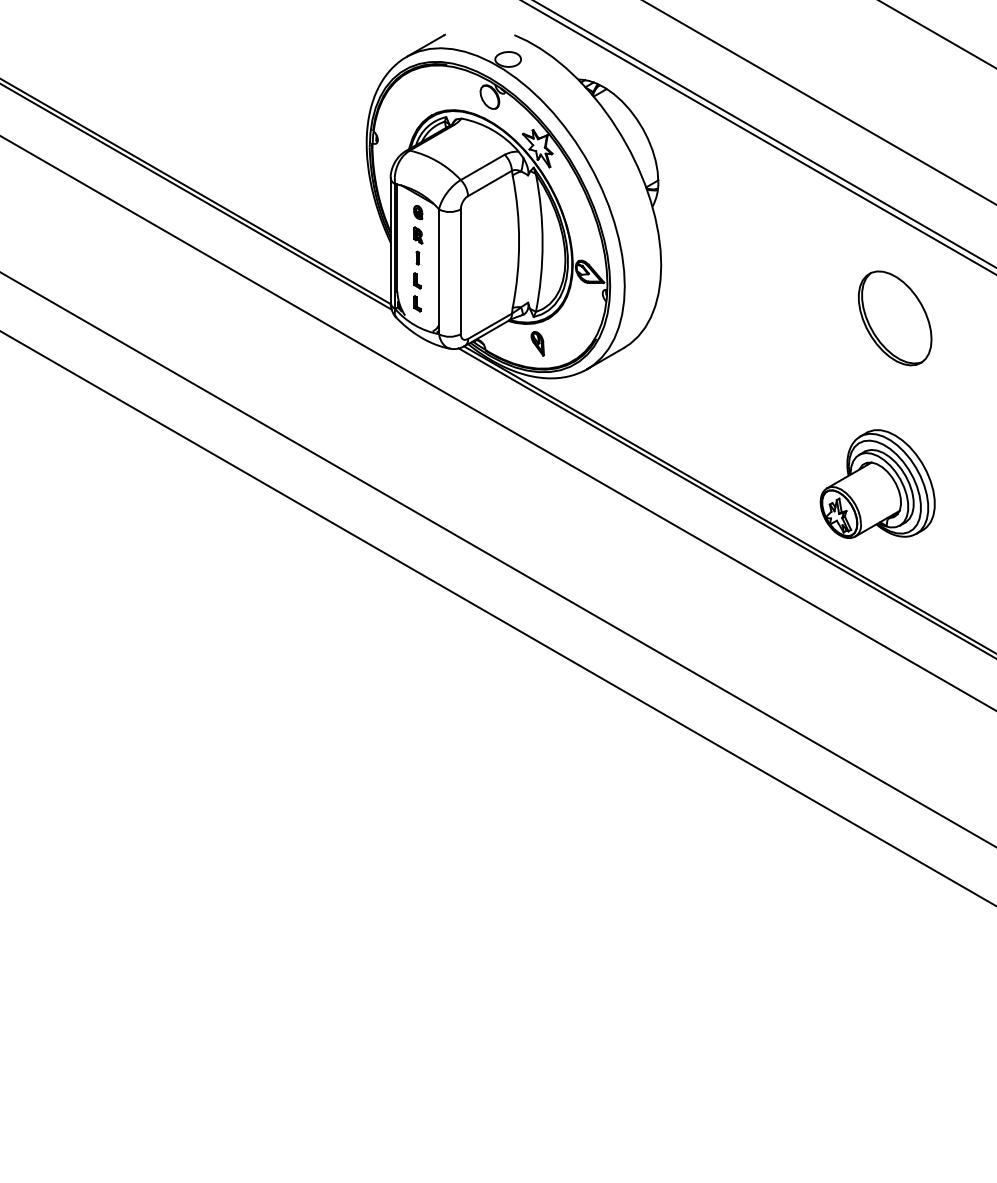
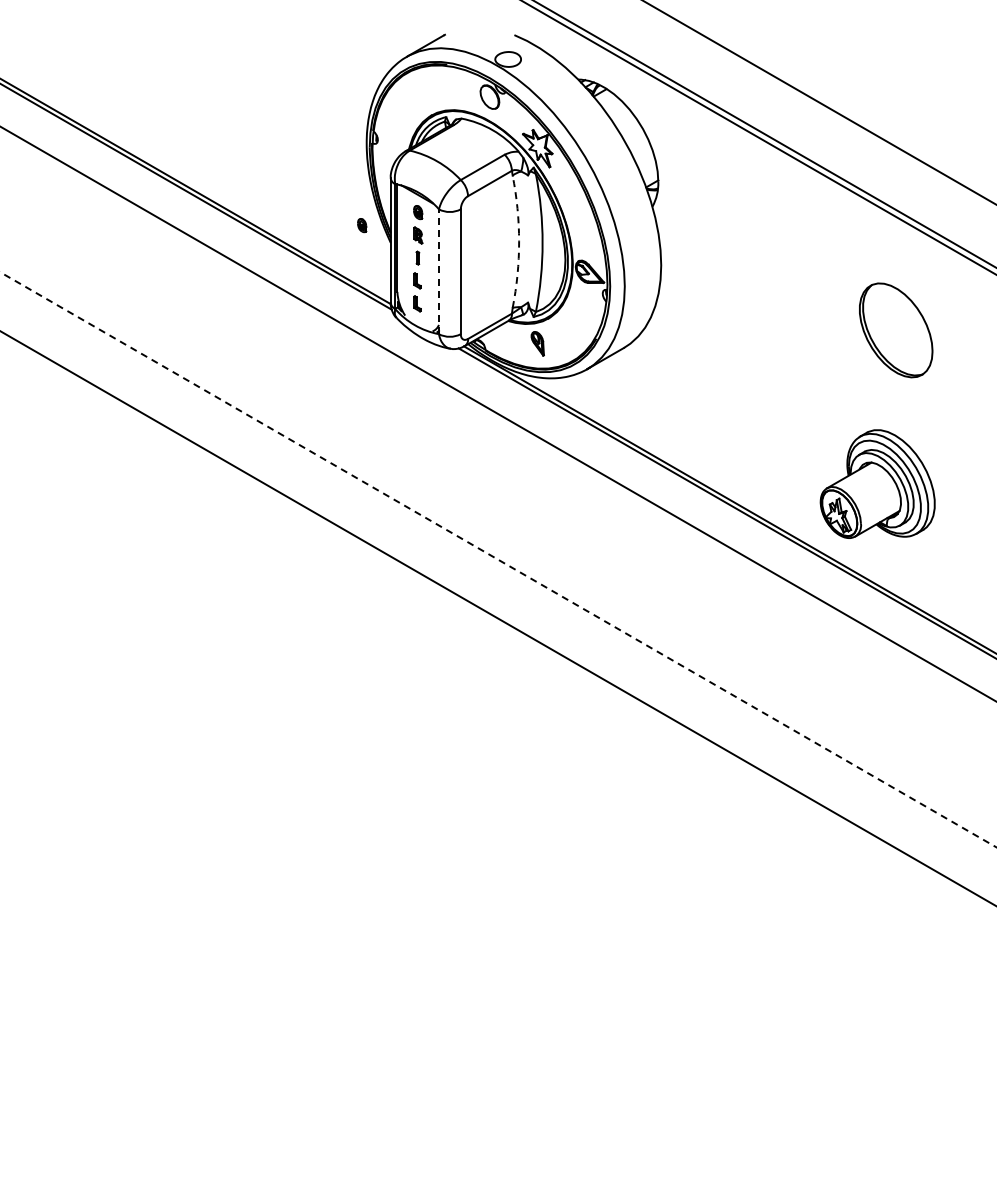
line: present -> none (937, 34)
part: none -> present (362, 225)
arc: solid -> dashed (519, 241)
line: solid -> dashed (438, 271)
part position: (895, 318) -> (896, 330) (896, 330)
line position: (497, 423) -> (497, 413) (497, 413)
line: solid -> dashed (498, 559)
